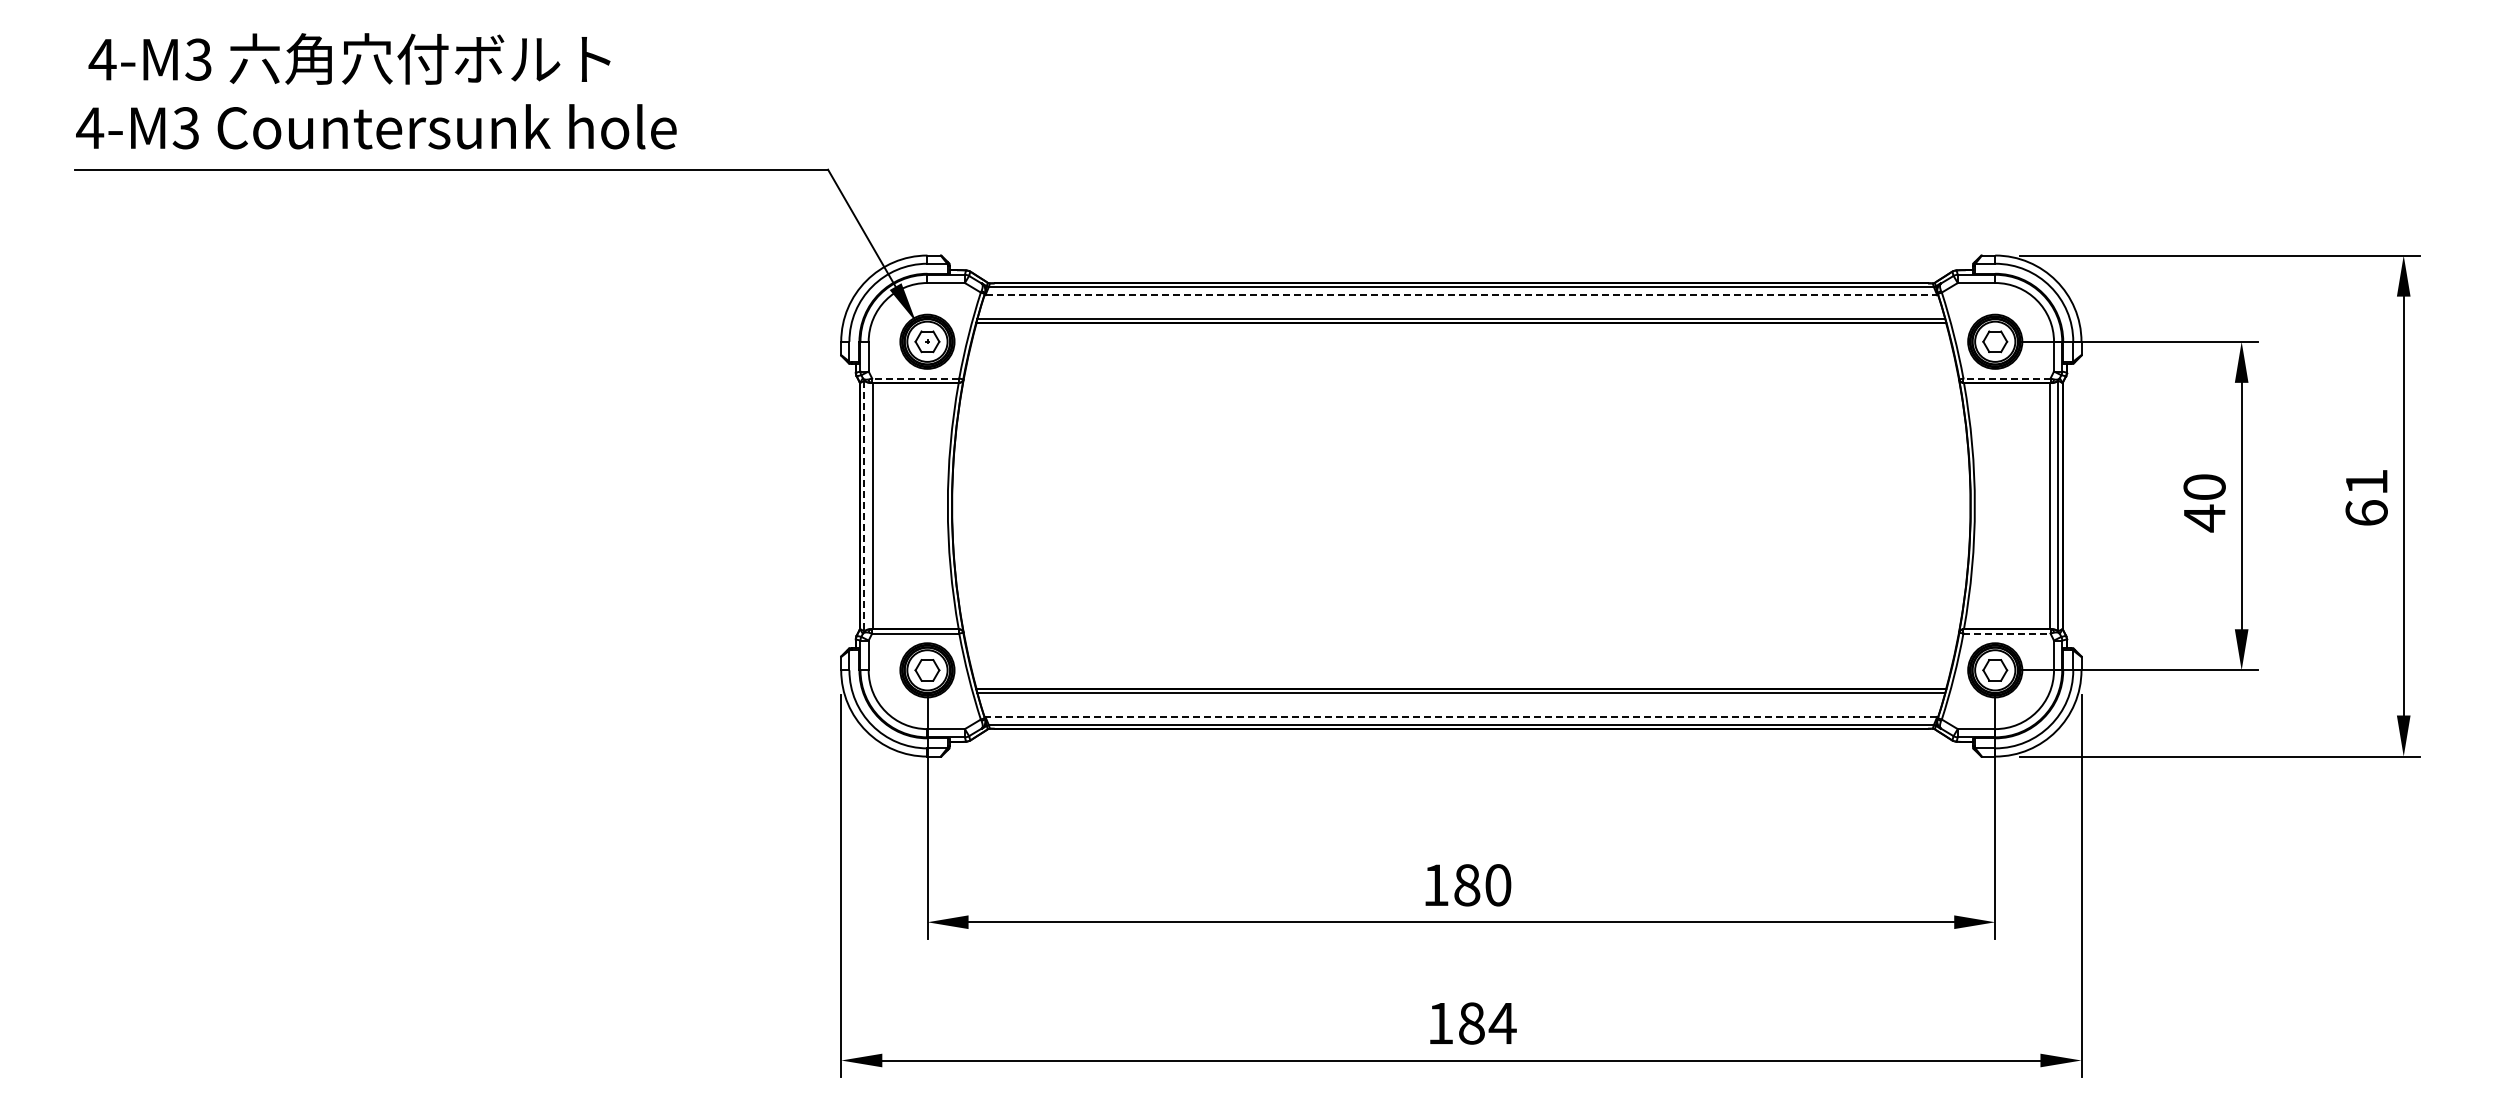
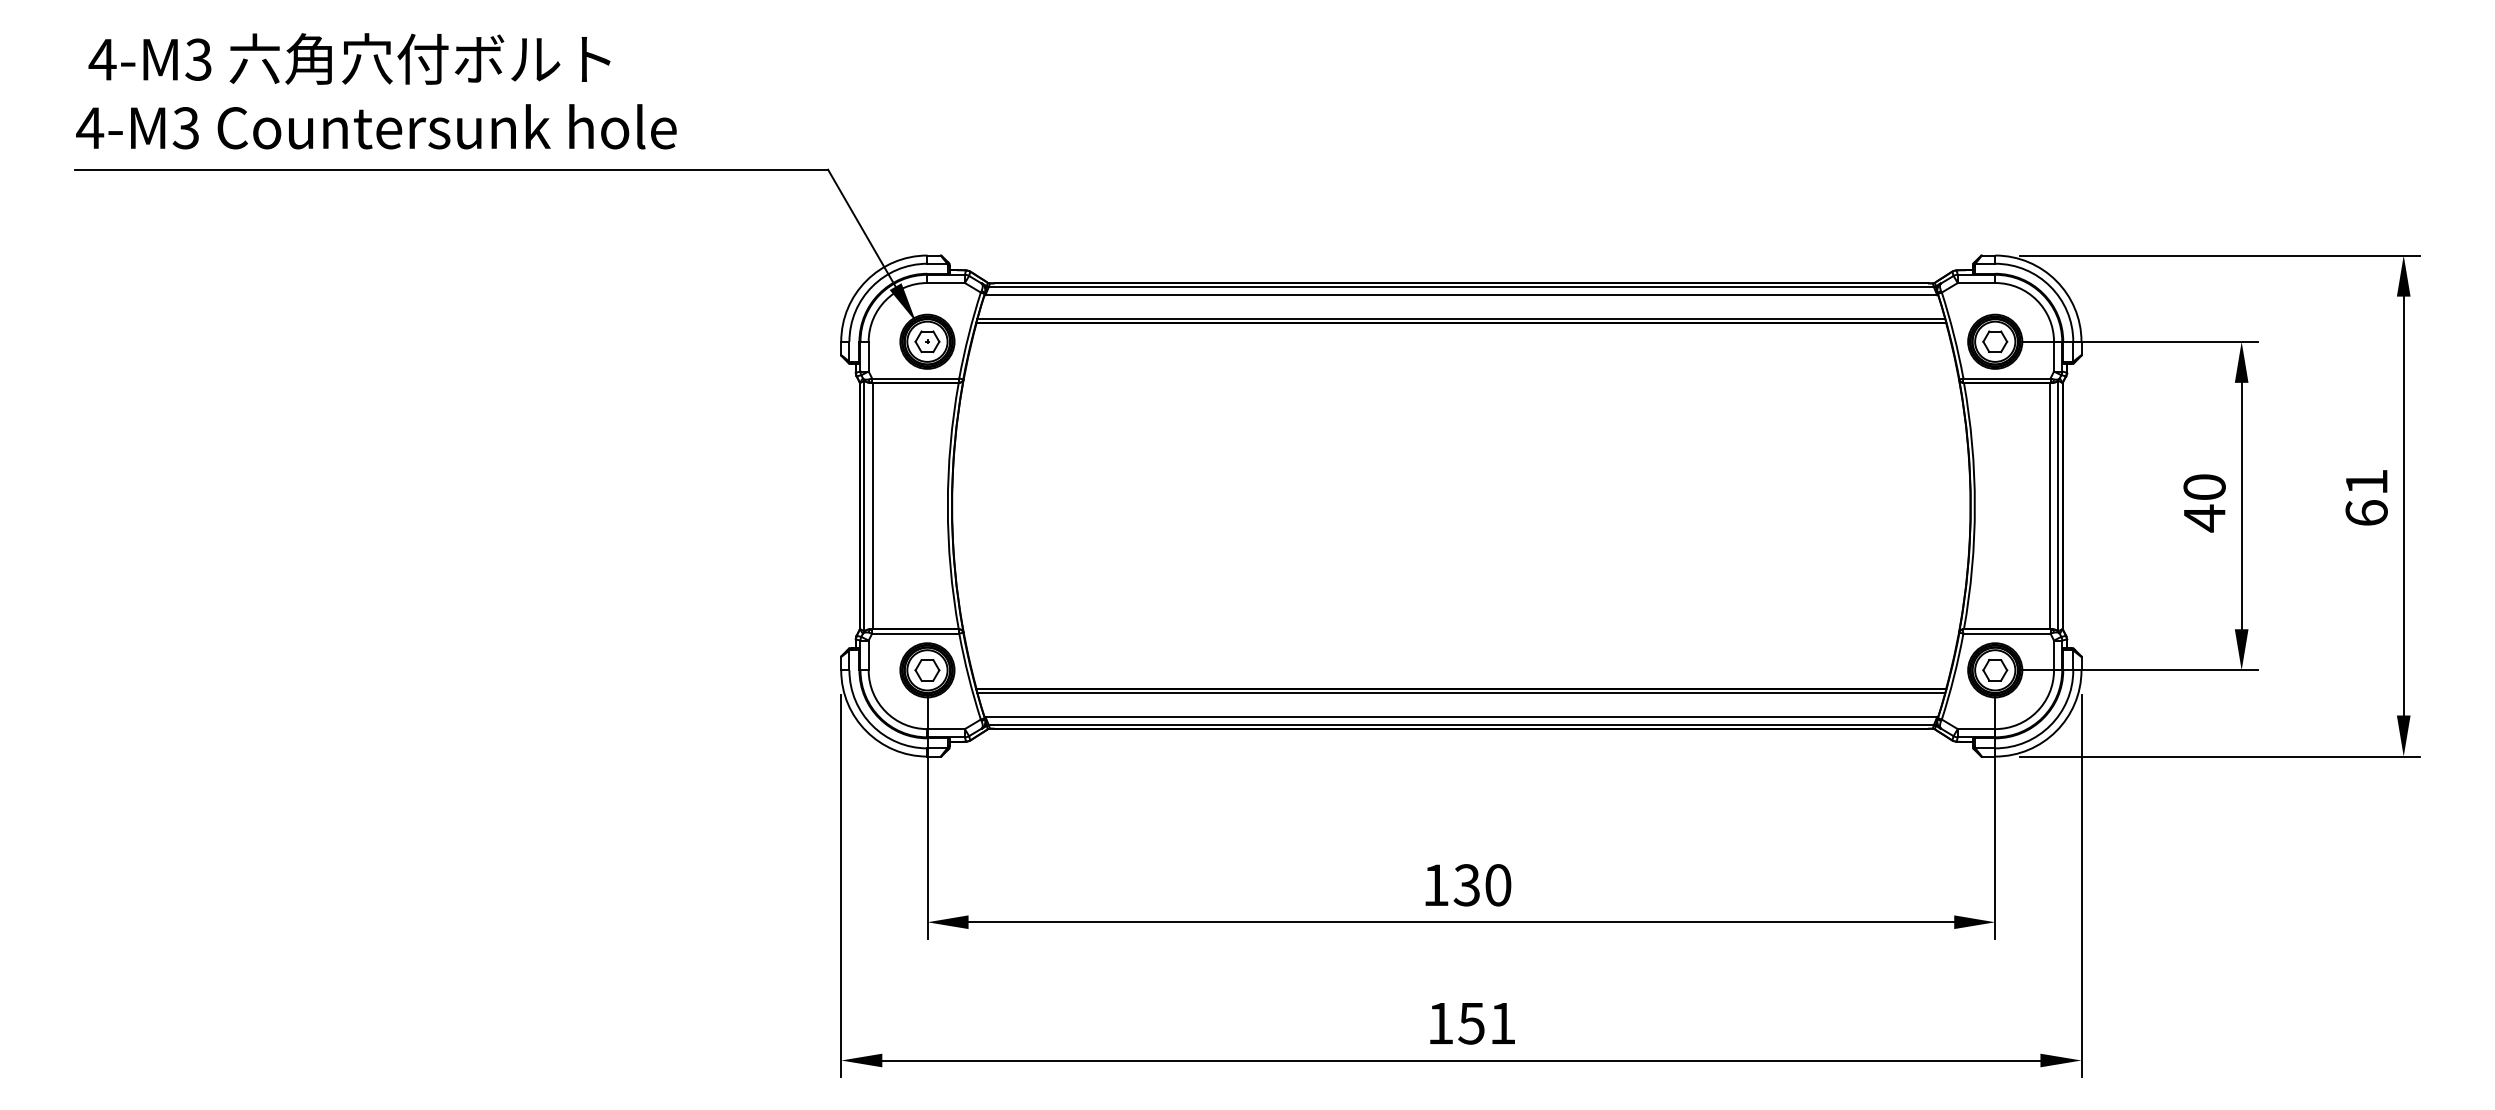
line: dashed -> solid (1461, 295)
line: dashed -> solid (915, 378)
line: dashed -> solid (2006, 378)
line: dashed -> solid (864, 506)
line: dashed -> solid (2006, 633)
line: dashed -> solid (1461, 717)
text: 180 -> 130 (1466, 885)
text: 184 -> 151 (1487, 1023)
